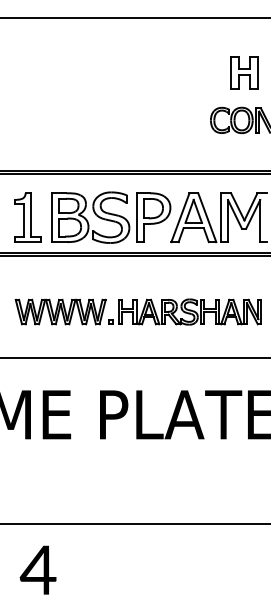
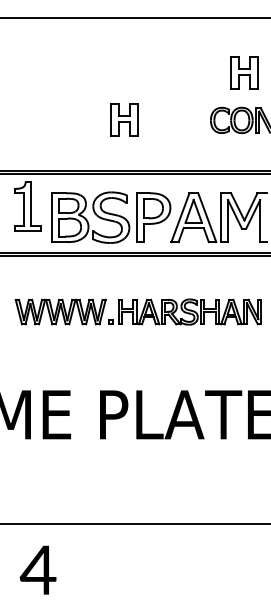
part: none -> present (124, 119)
part position: (27, 217) -> (27, 206) (27, 206)
line: present -> none (134, 357)
